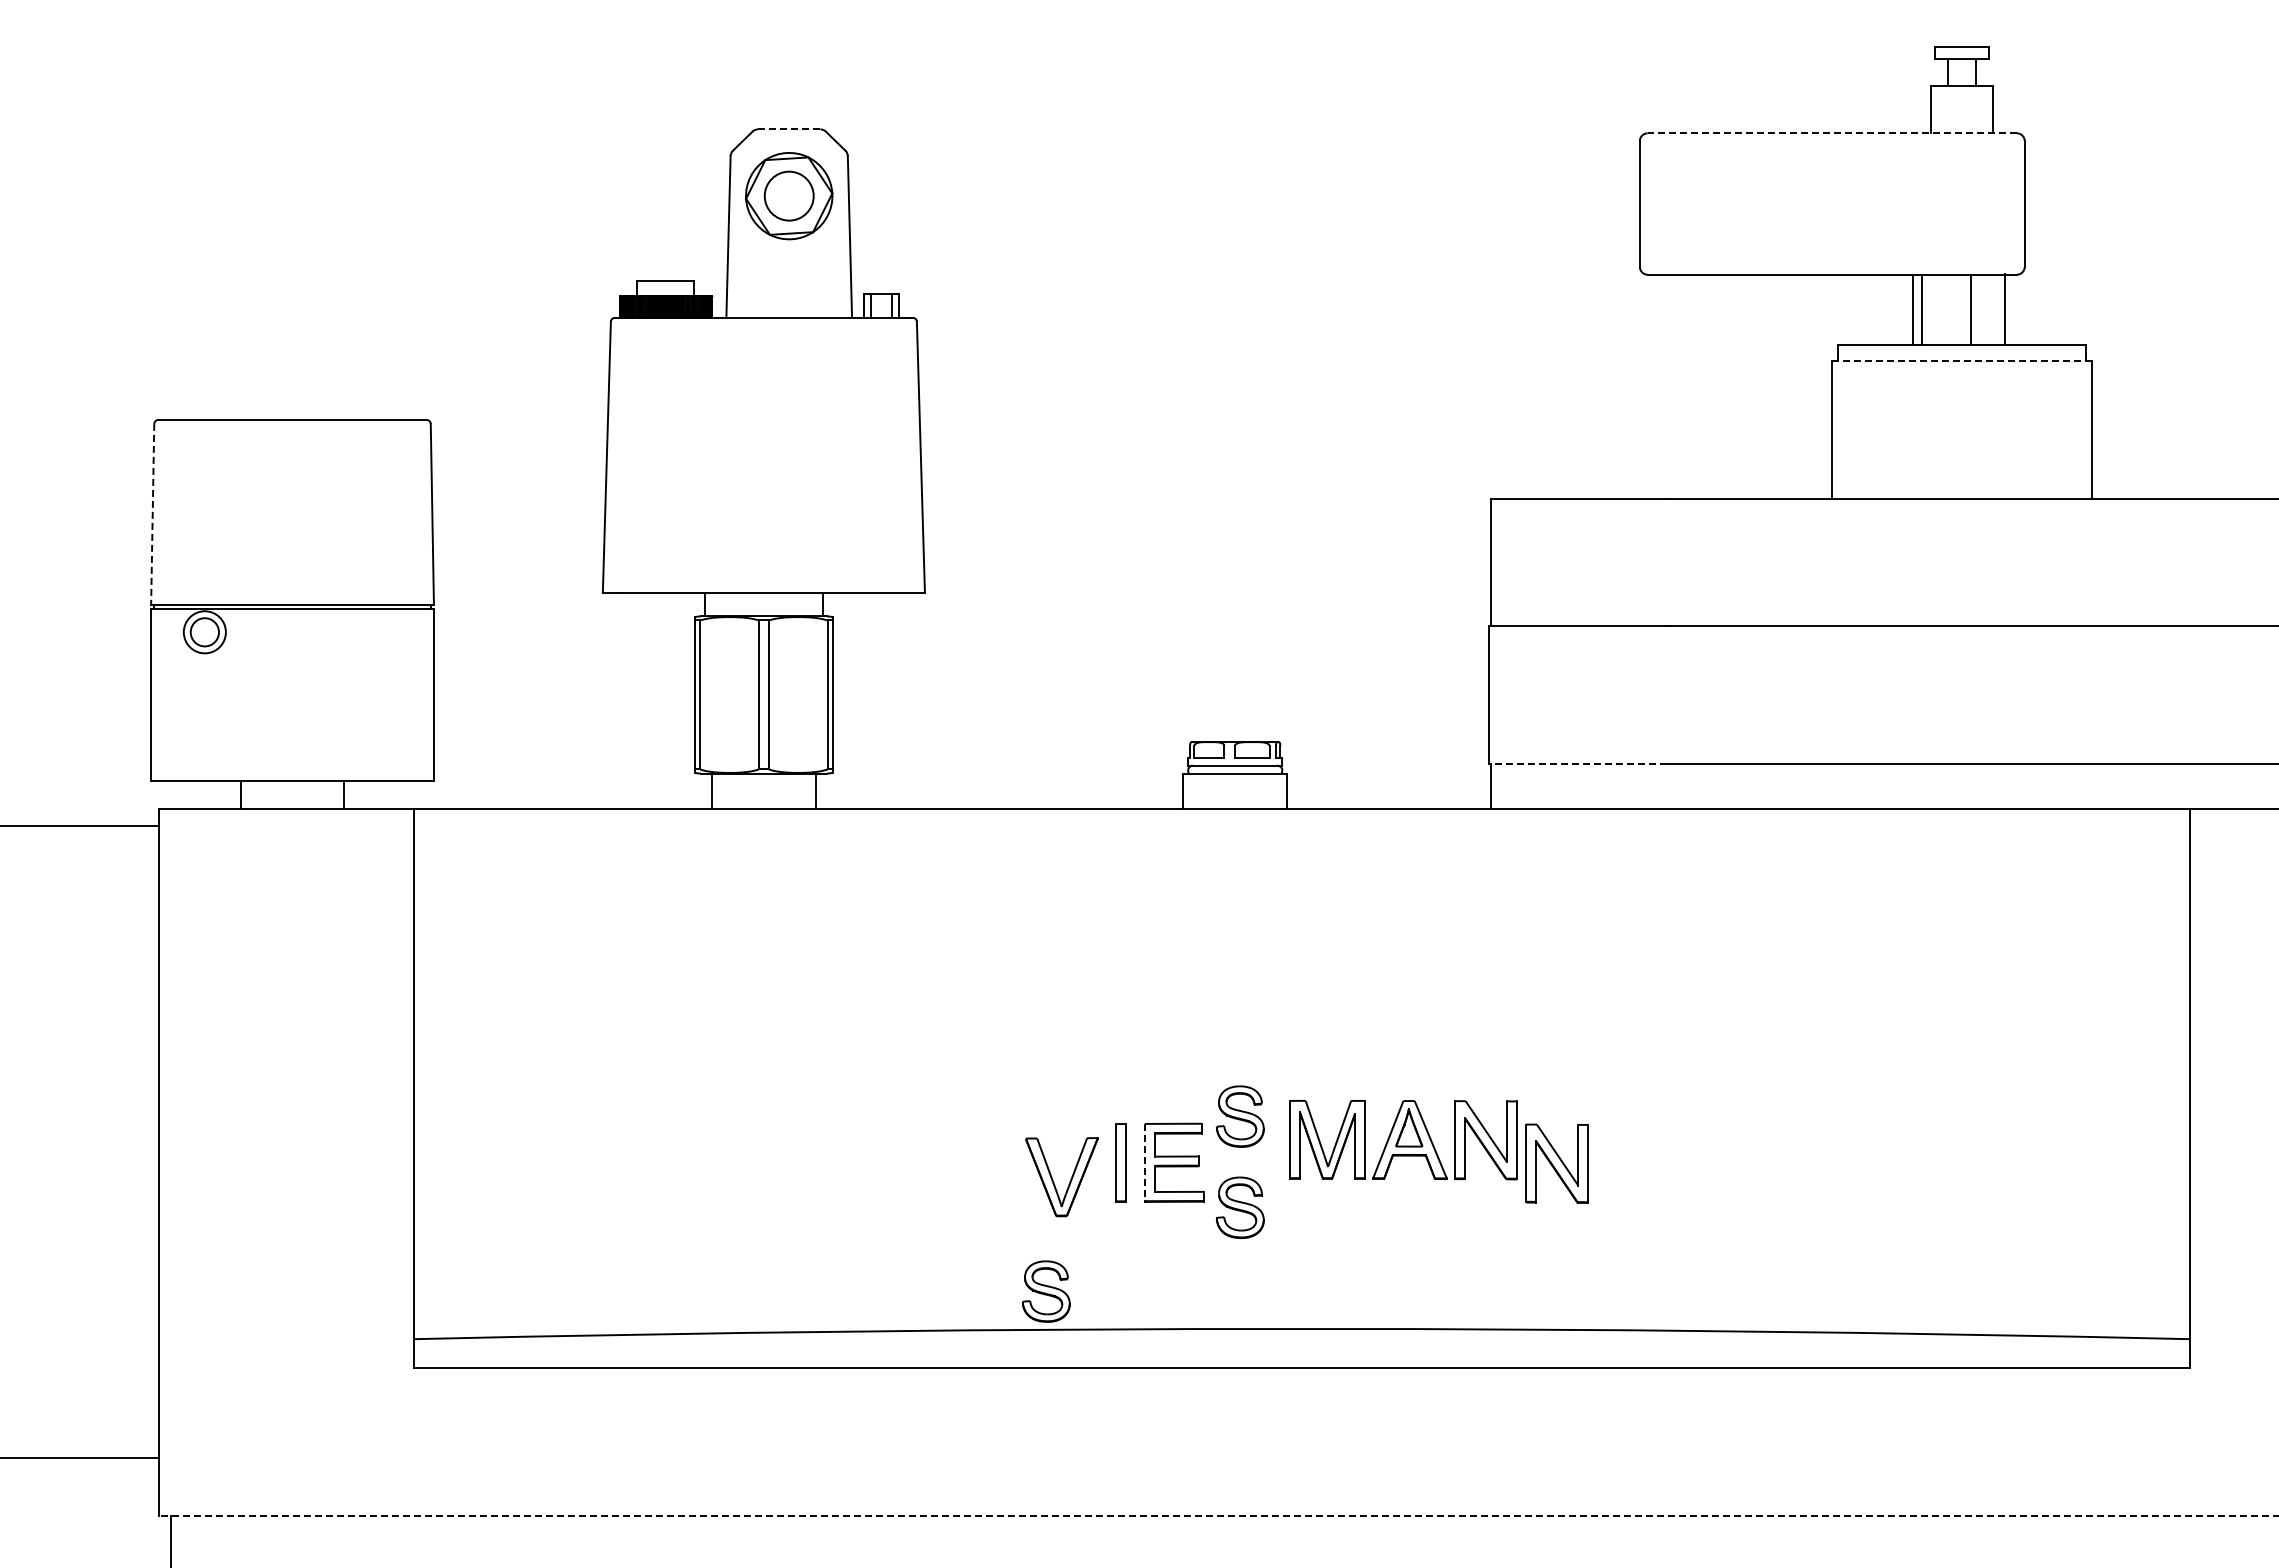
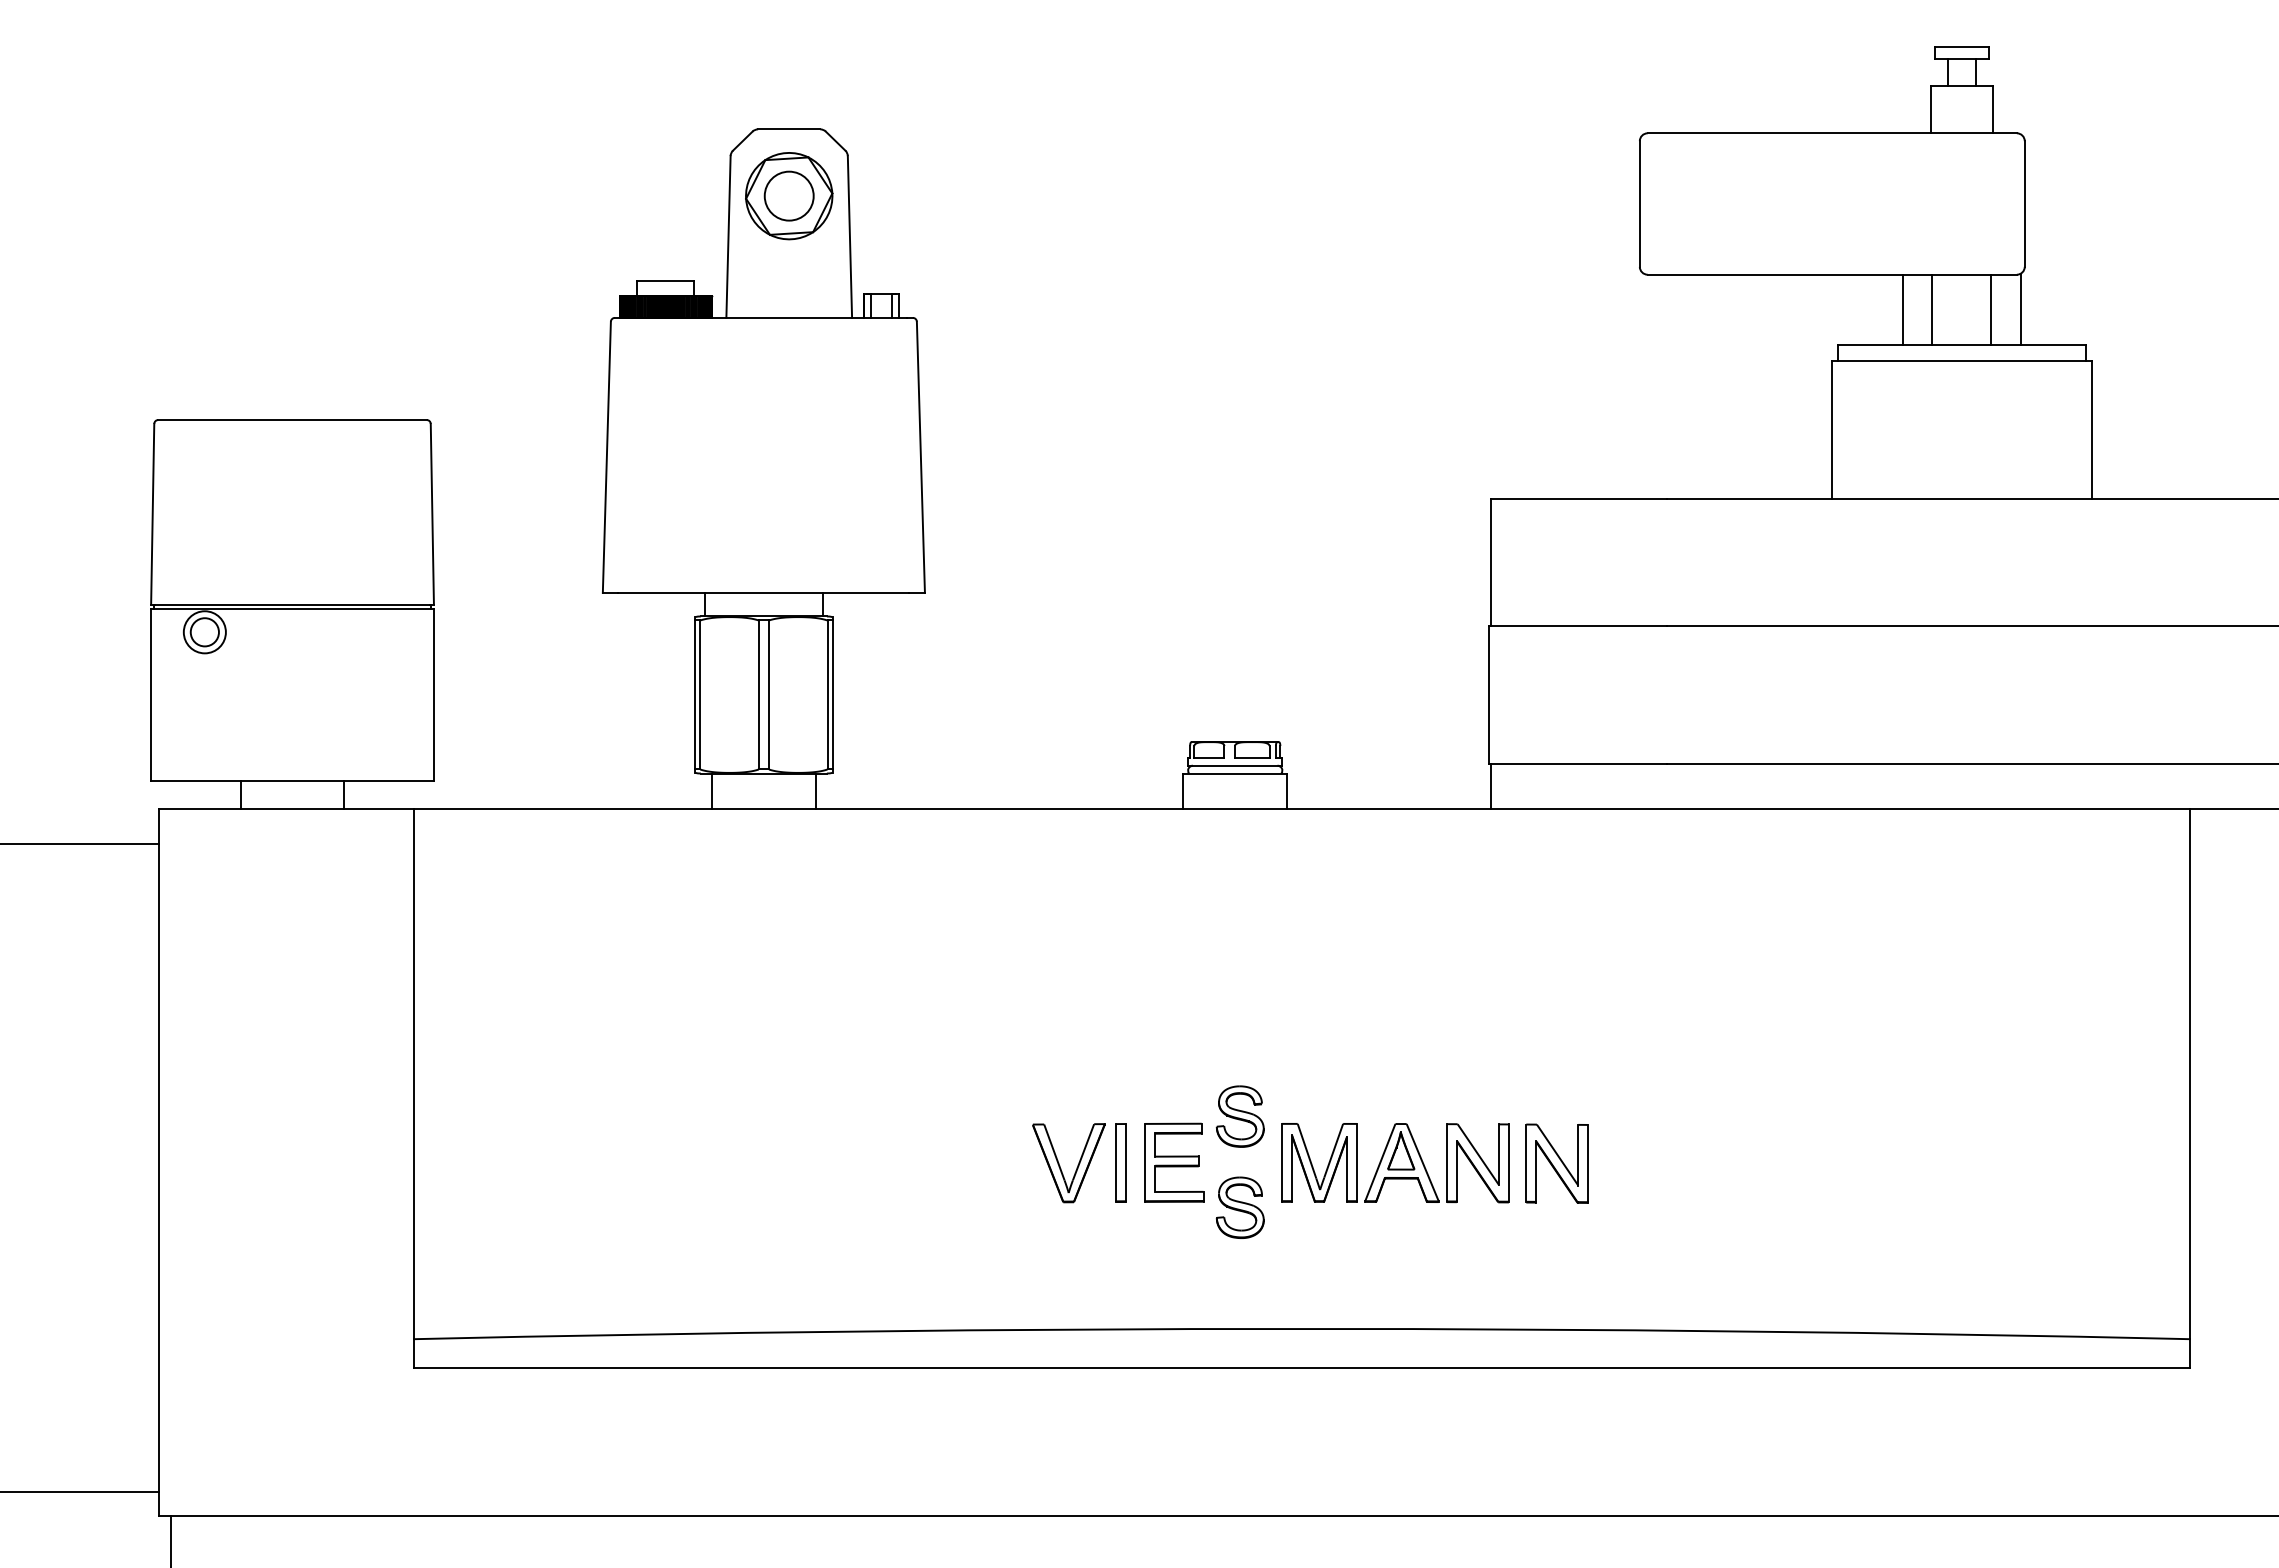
line: dashed -> solid (788, 129)
line: dashed -> solid (1832, 133)
line position: (1913, 309) -> (1932, 309) (1932, 309)
line position: (1921, 309) -> (1902, 309) (1902, 309)
line position: (1971, 309) -> (1991, 309) (1991, 309)
line position: (2004, 309) -> (2020, 309) (2020, 309)
line: dashed -> solid (1961, 361)
line: dashed -> solid (152, 514)
line: dashed -> solid (1577, 763)
line position: (80, 826) -> (80, 844) (80, 844)
part position: (1403, 1140) -> (1395, 1163) (1395, 1163)
line: dashed -> solid (1144, 1162)
part position: (1053, 1179) -> (1060, 1165) (1060, 1165)
part: present -> none (1045, 1291)
line position: (80, 1458) -> (80, 1492) (80, 1492)
line: dashed -> solid (1218, 1515)
